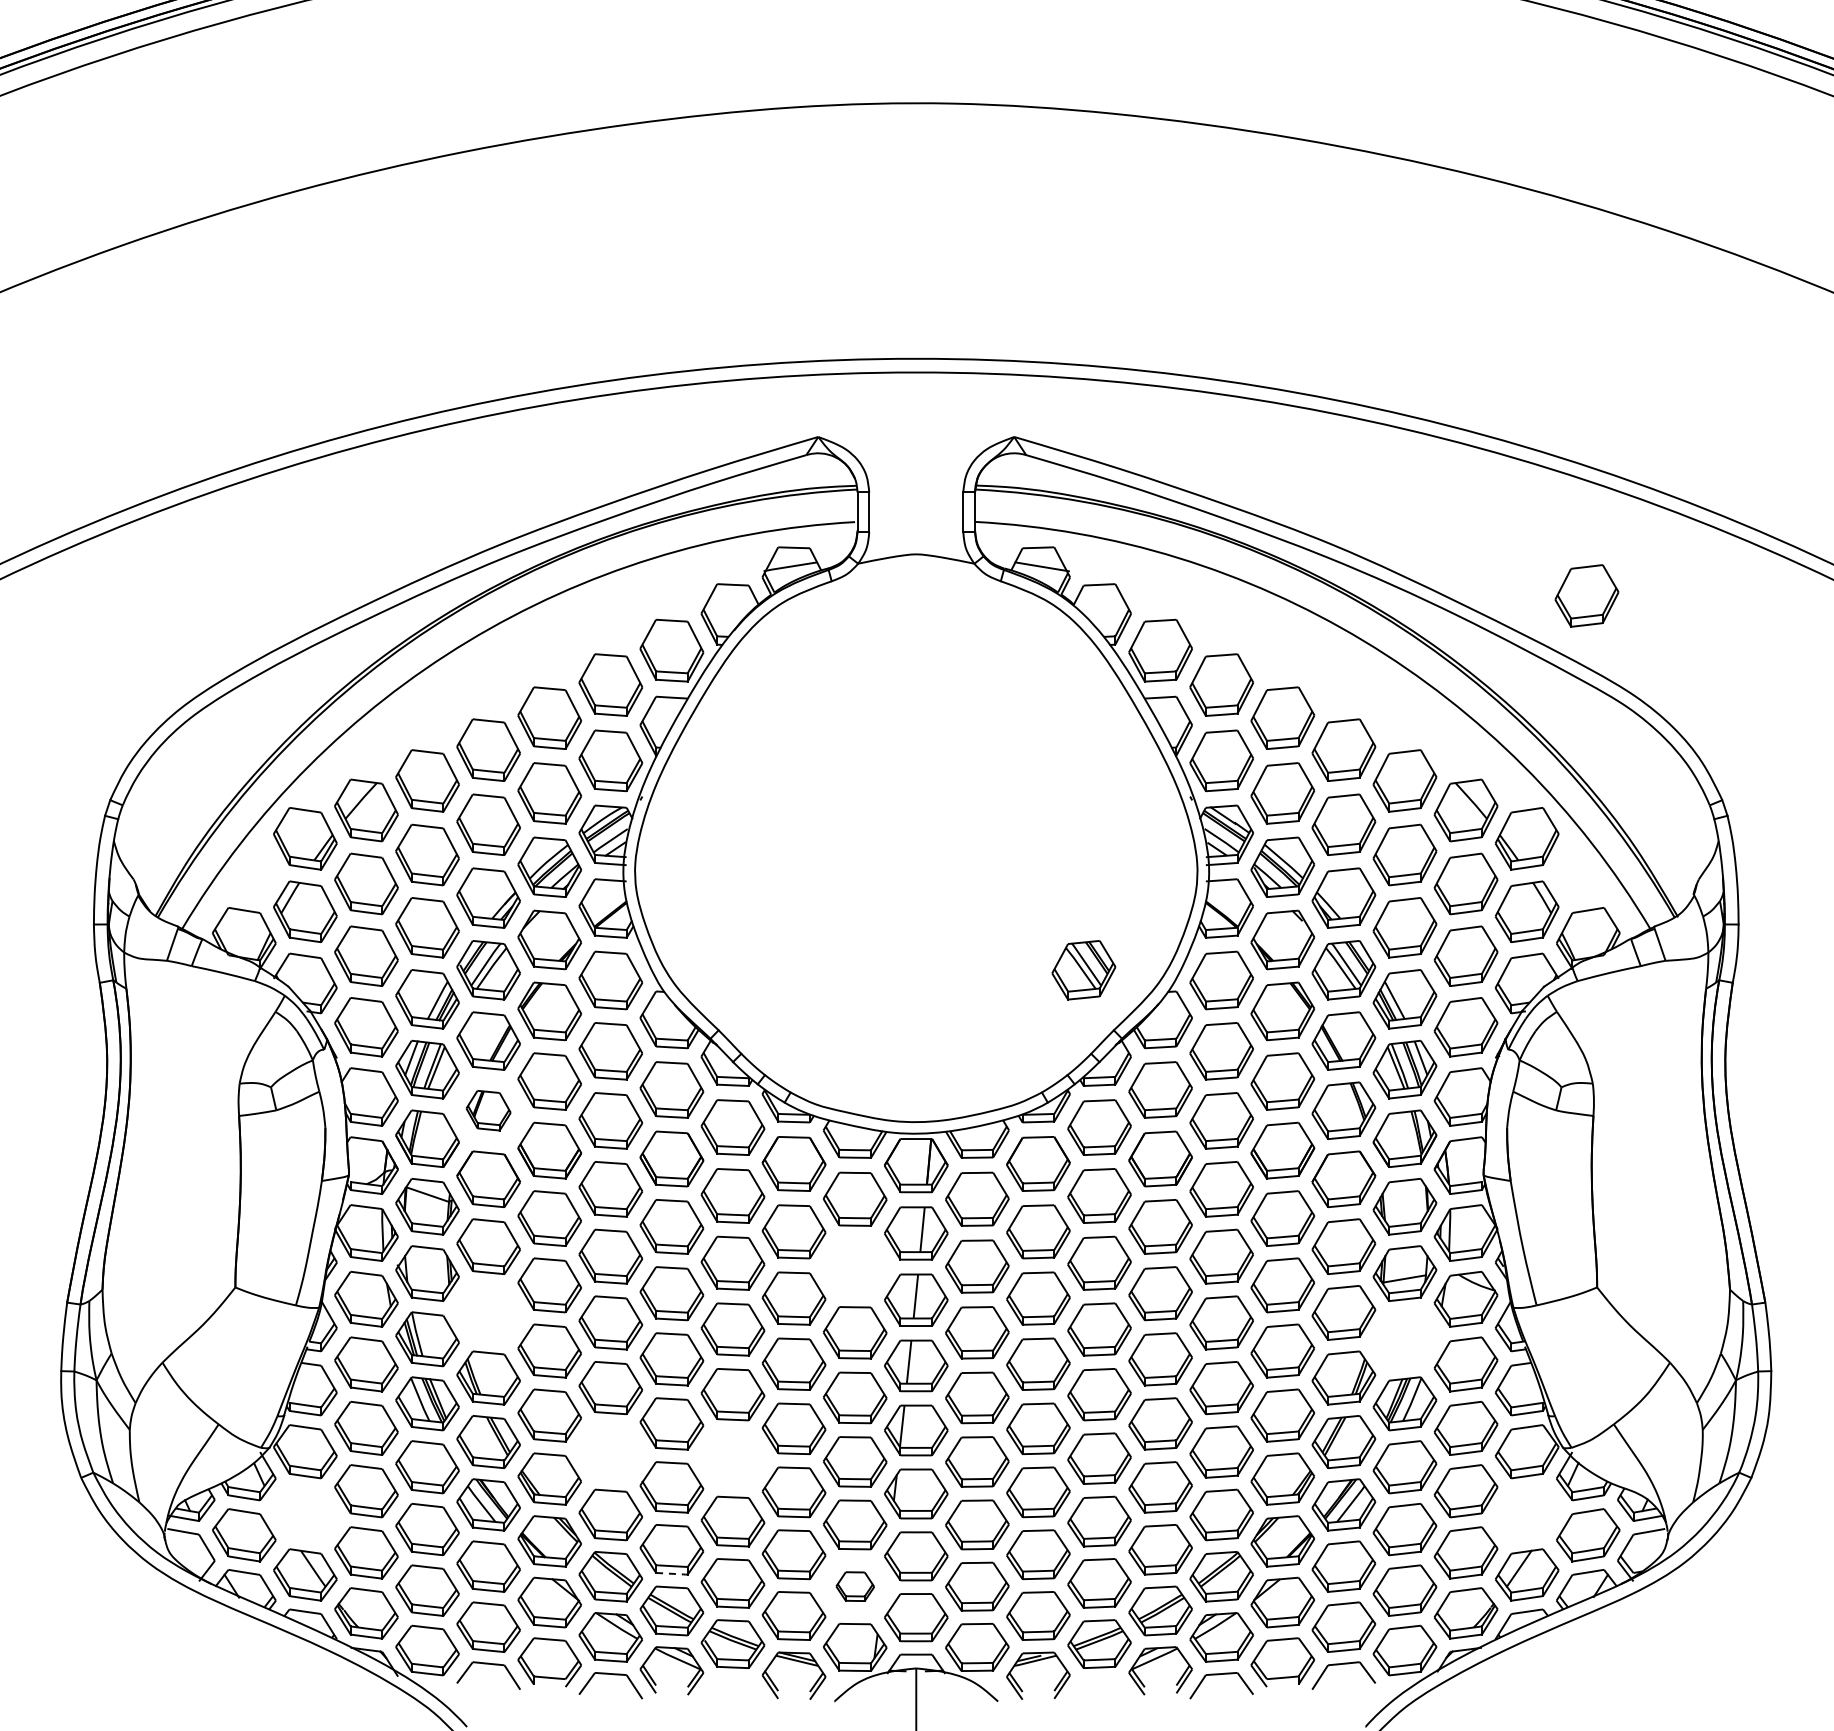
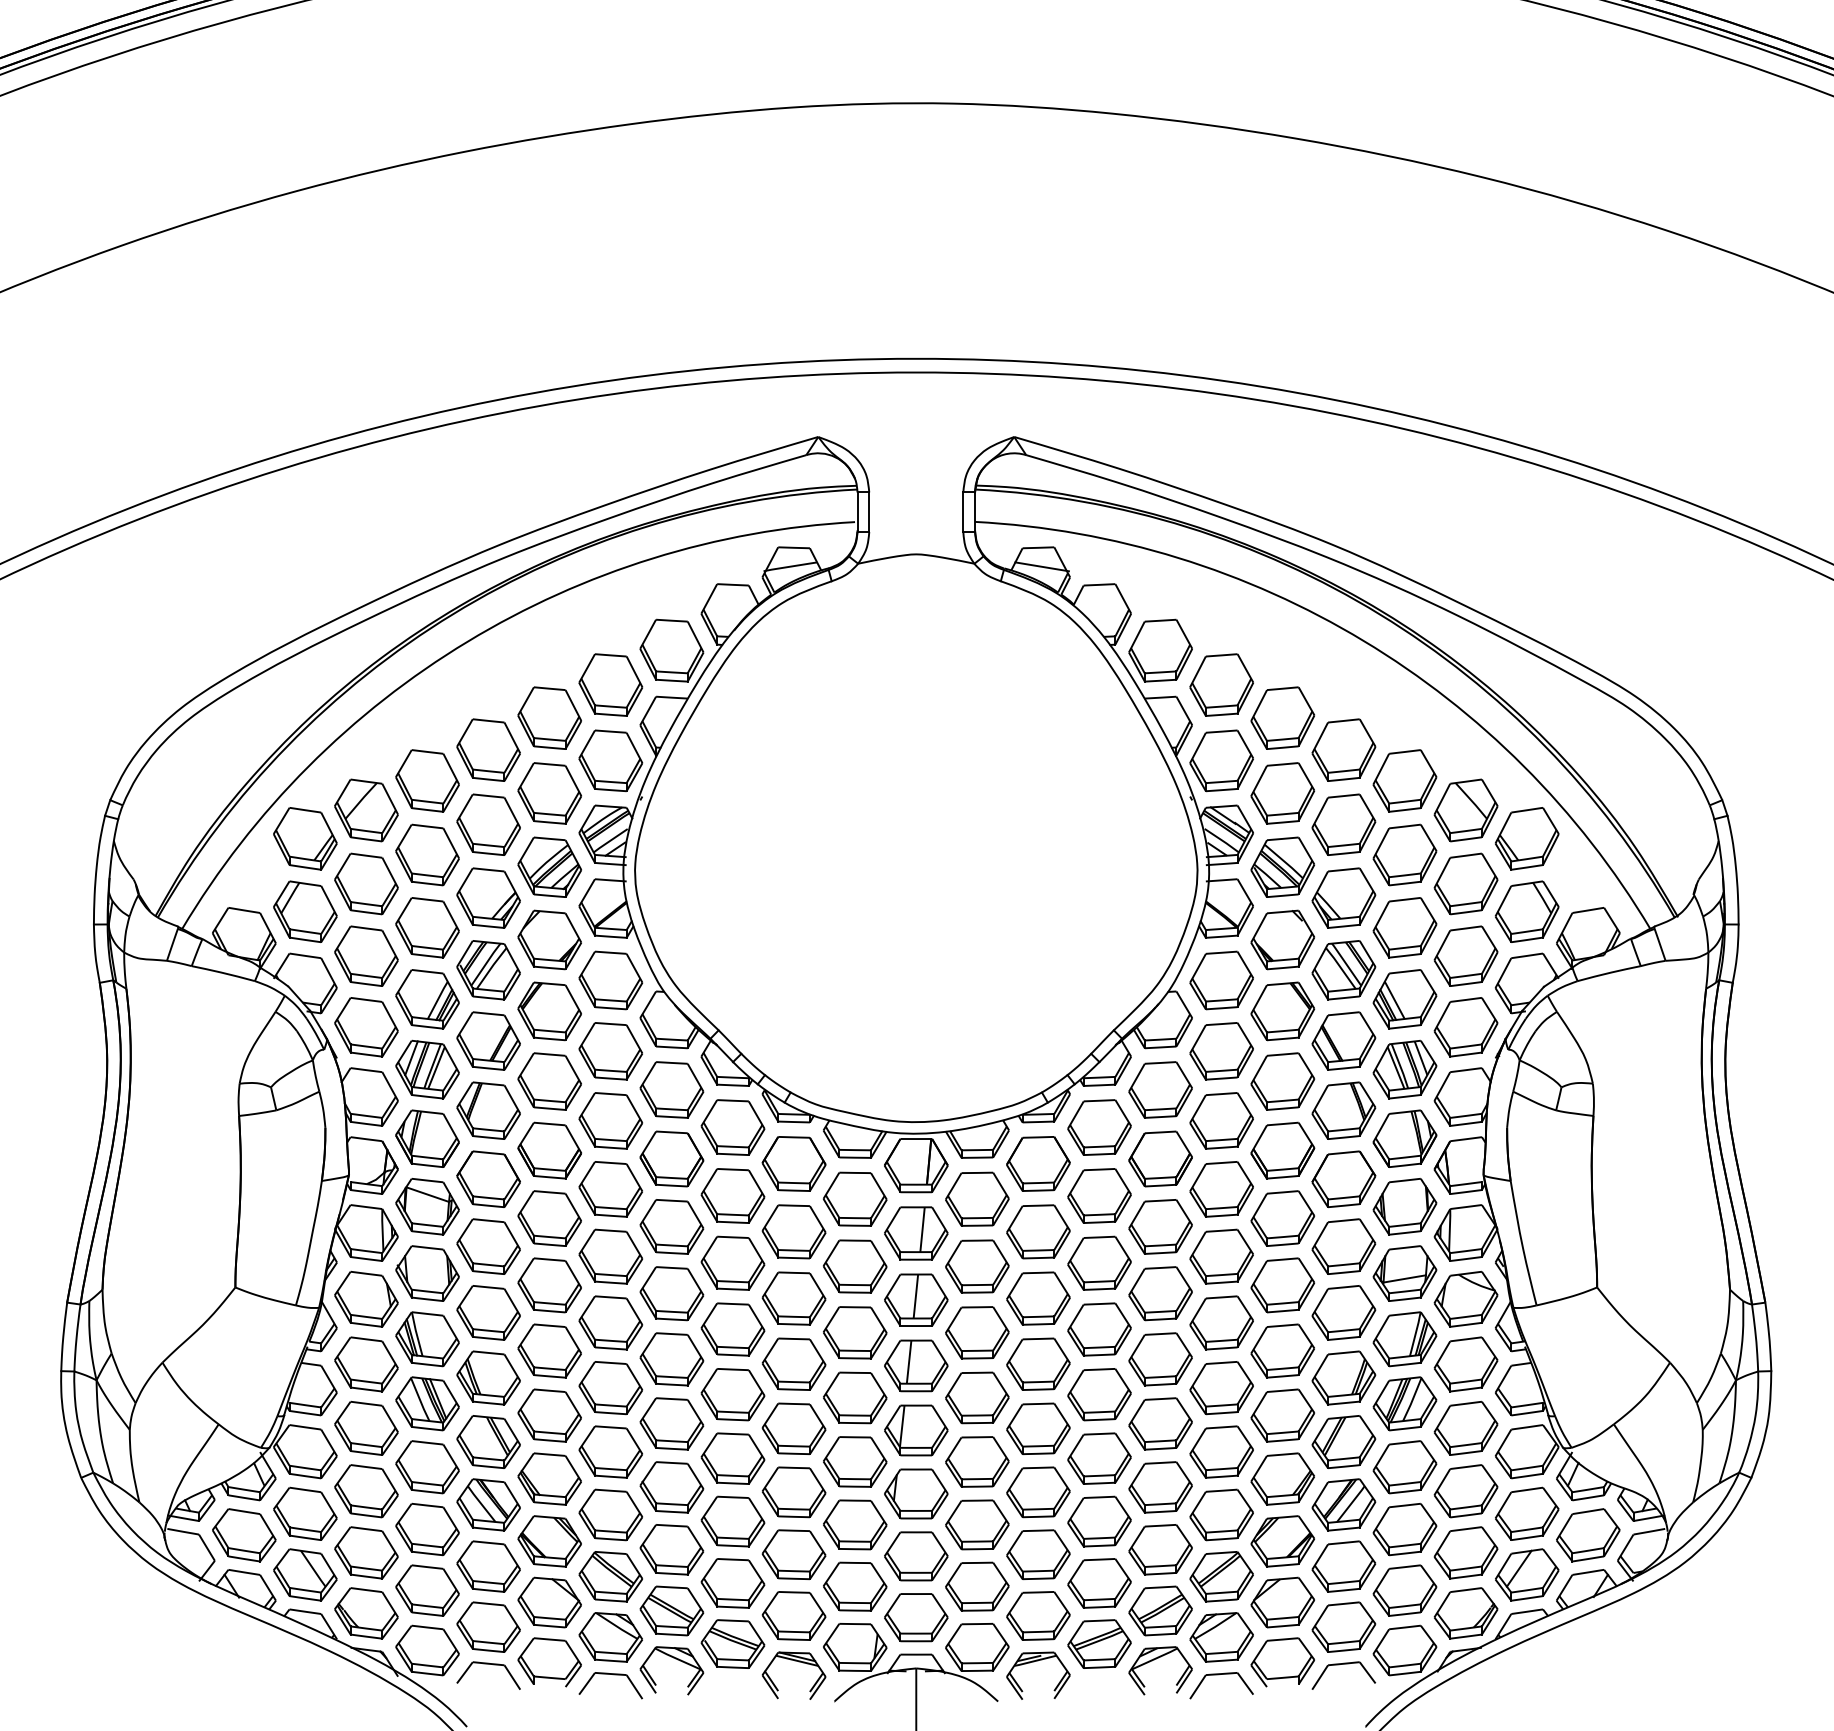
part: present -> none (1586, 595)
part: present -> none (1083, 970)
part size: 46x42 px -> 65x59 px (488, 1110)
part: none -> present (855, 1266)
part: none -> present (488, 1312)
part: none -> present (1404, 1339)
part: none -> present (610, 1451)
part: none -> present (732, 1458)
part: none -> present (305, 1513)
part: none -> present (1527, 1513)
arc: dashed -> solid (671, 1573)
part size: 40x31 px -> 65x51 px (855, 1586)
